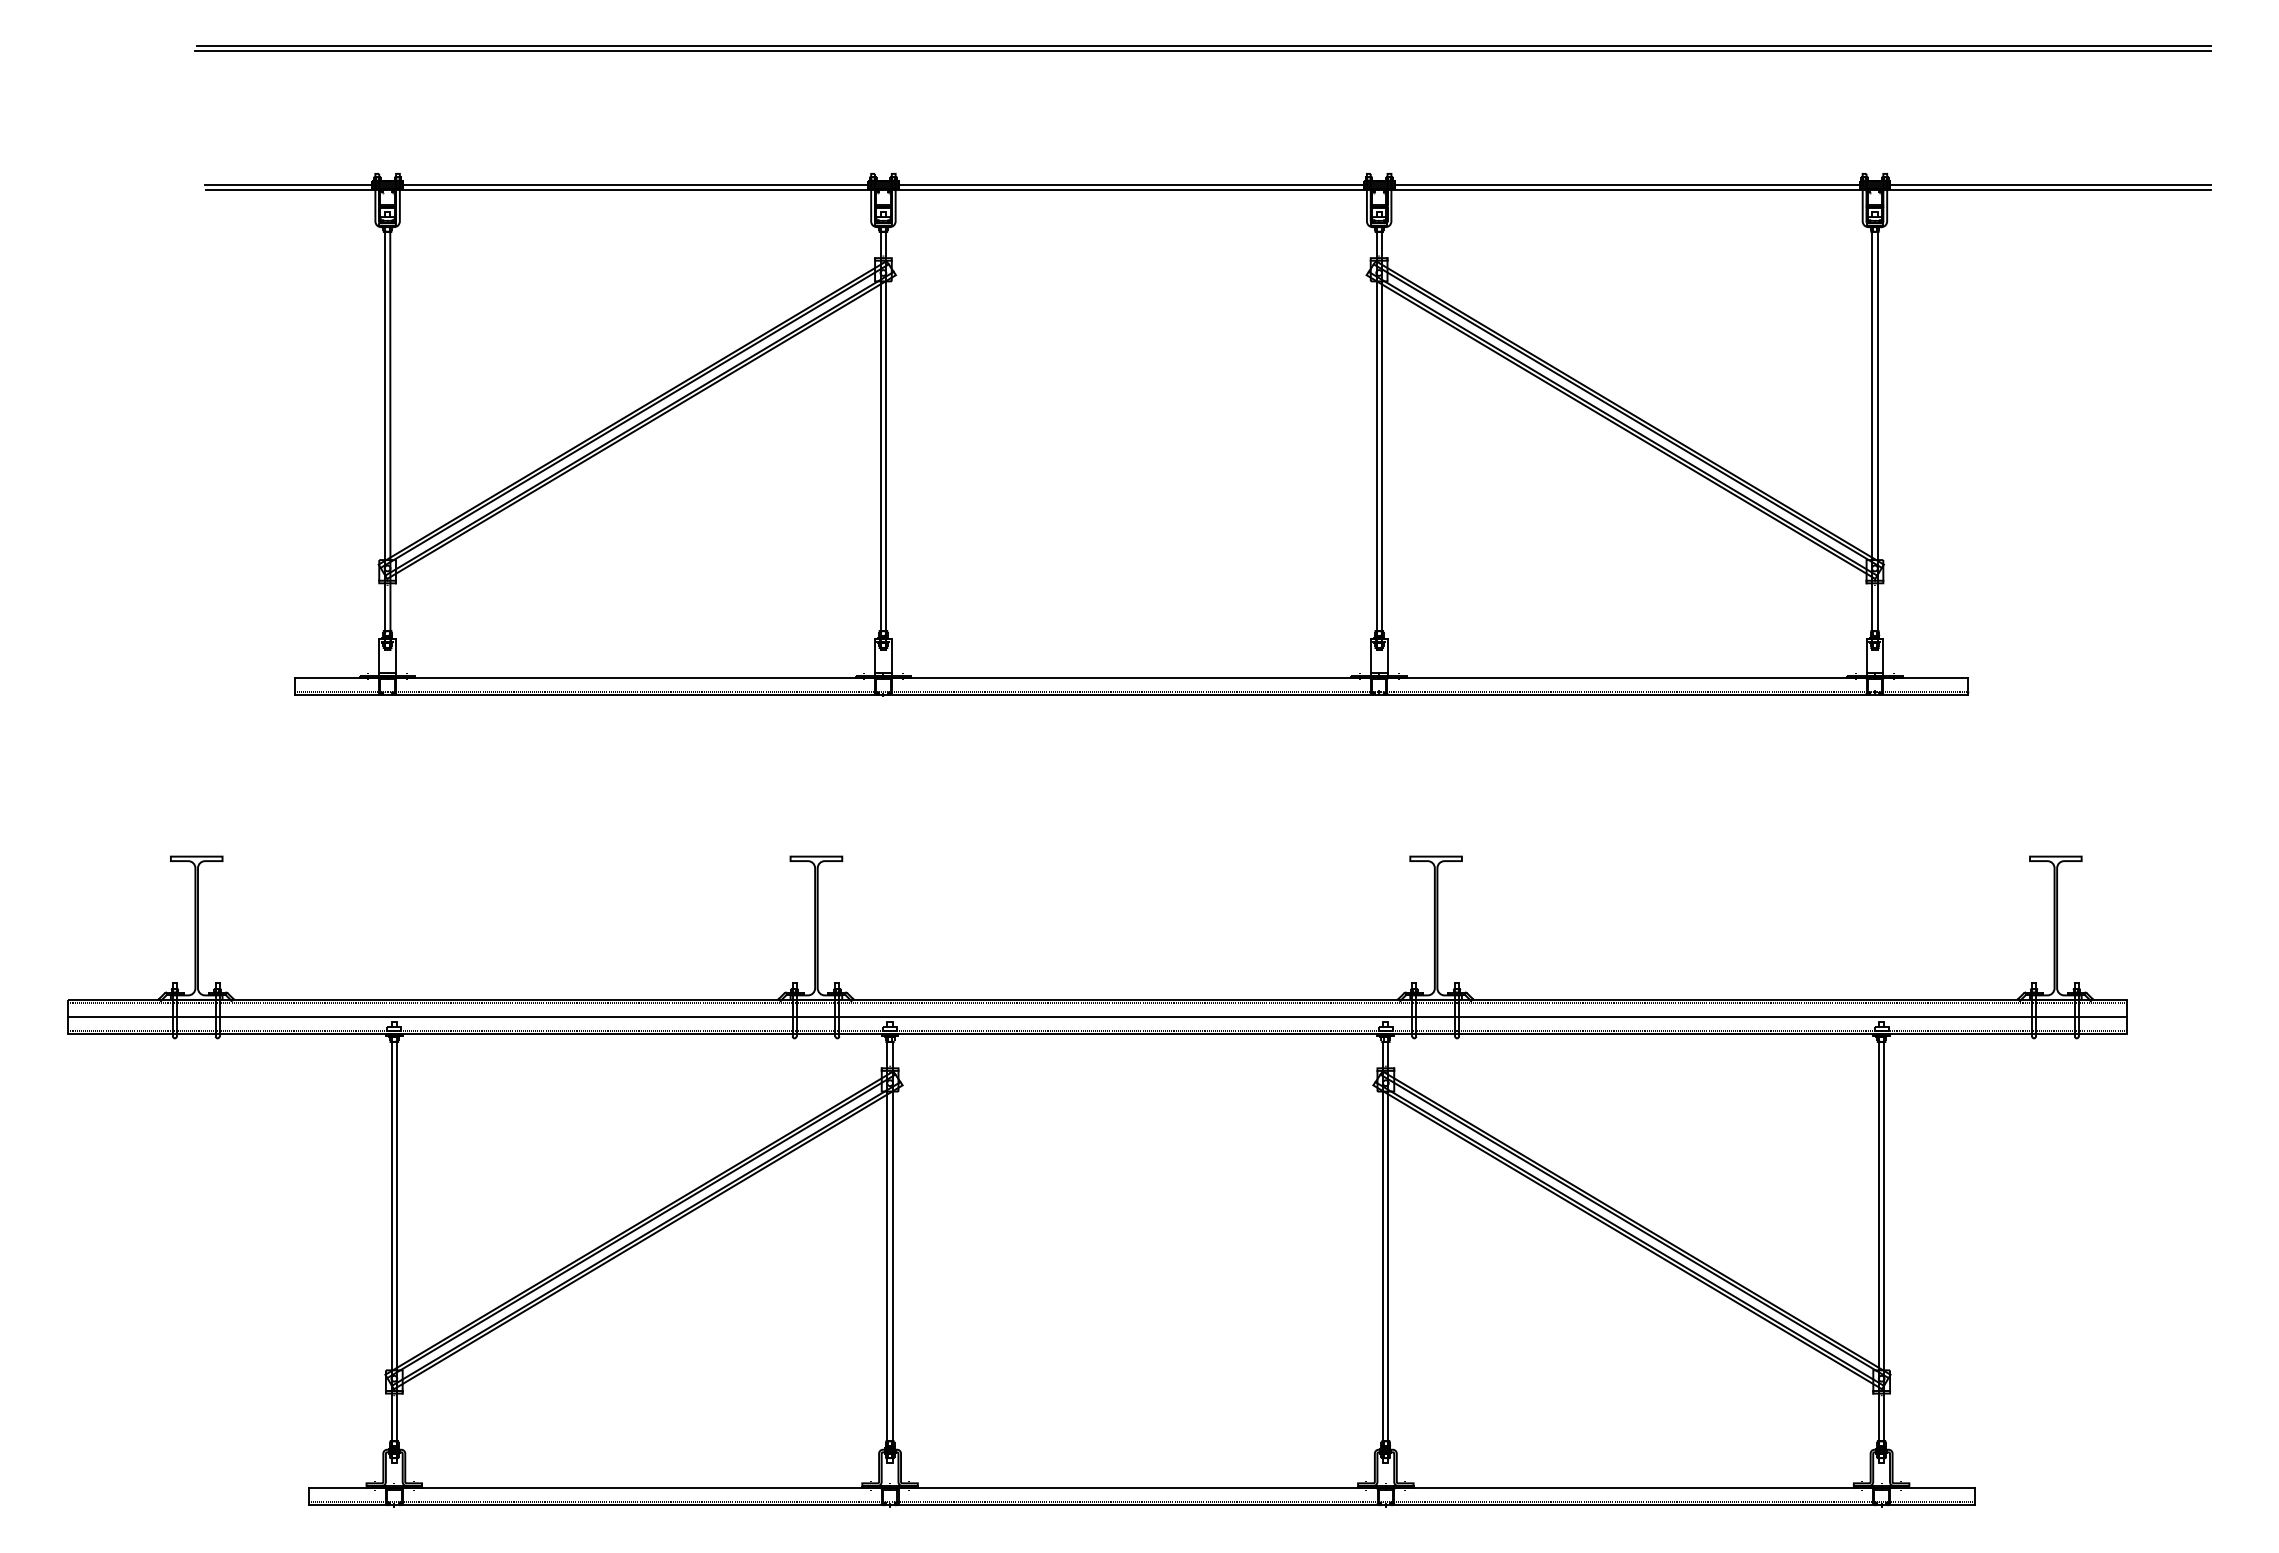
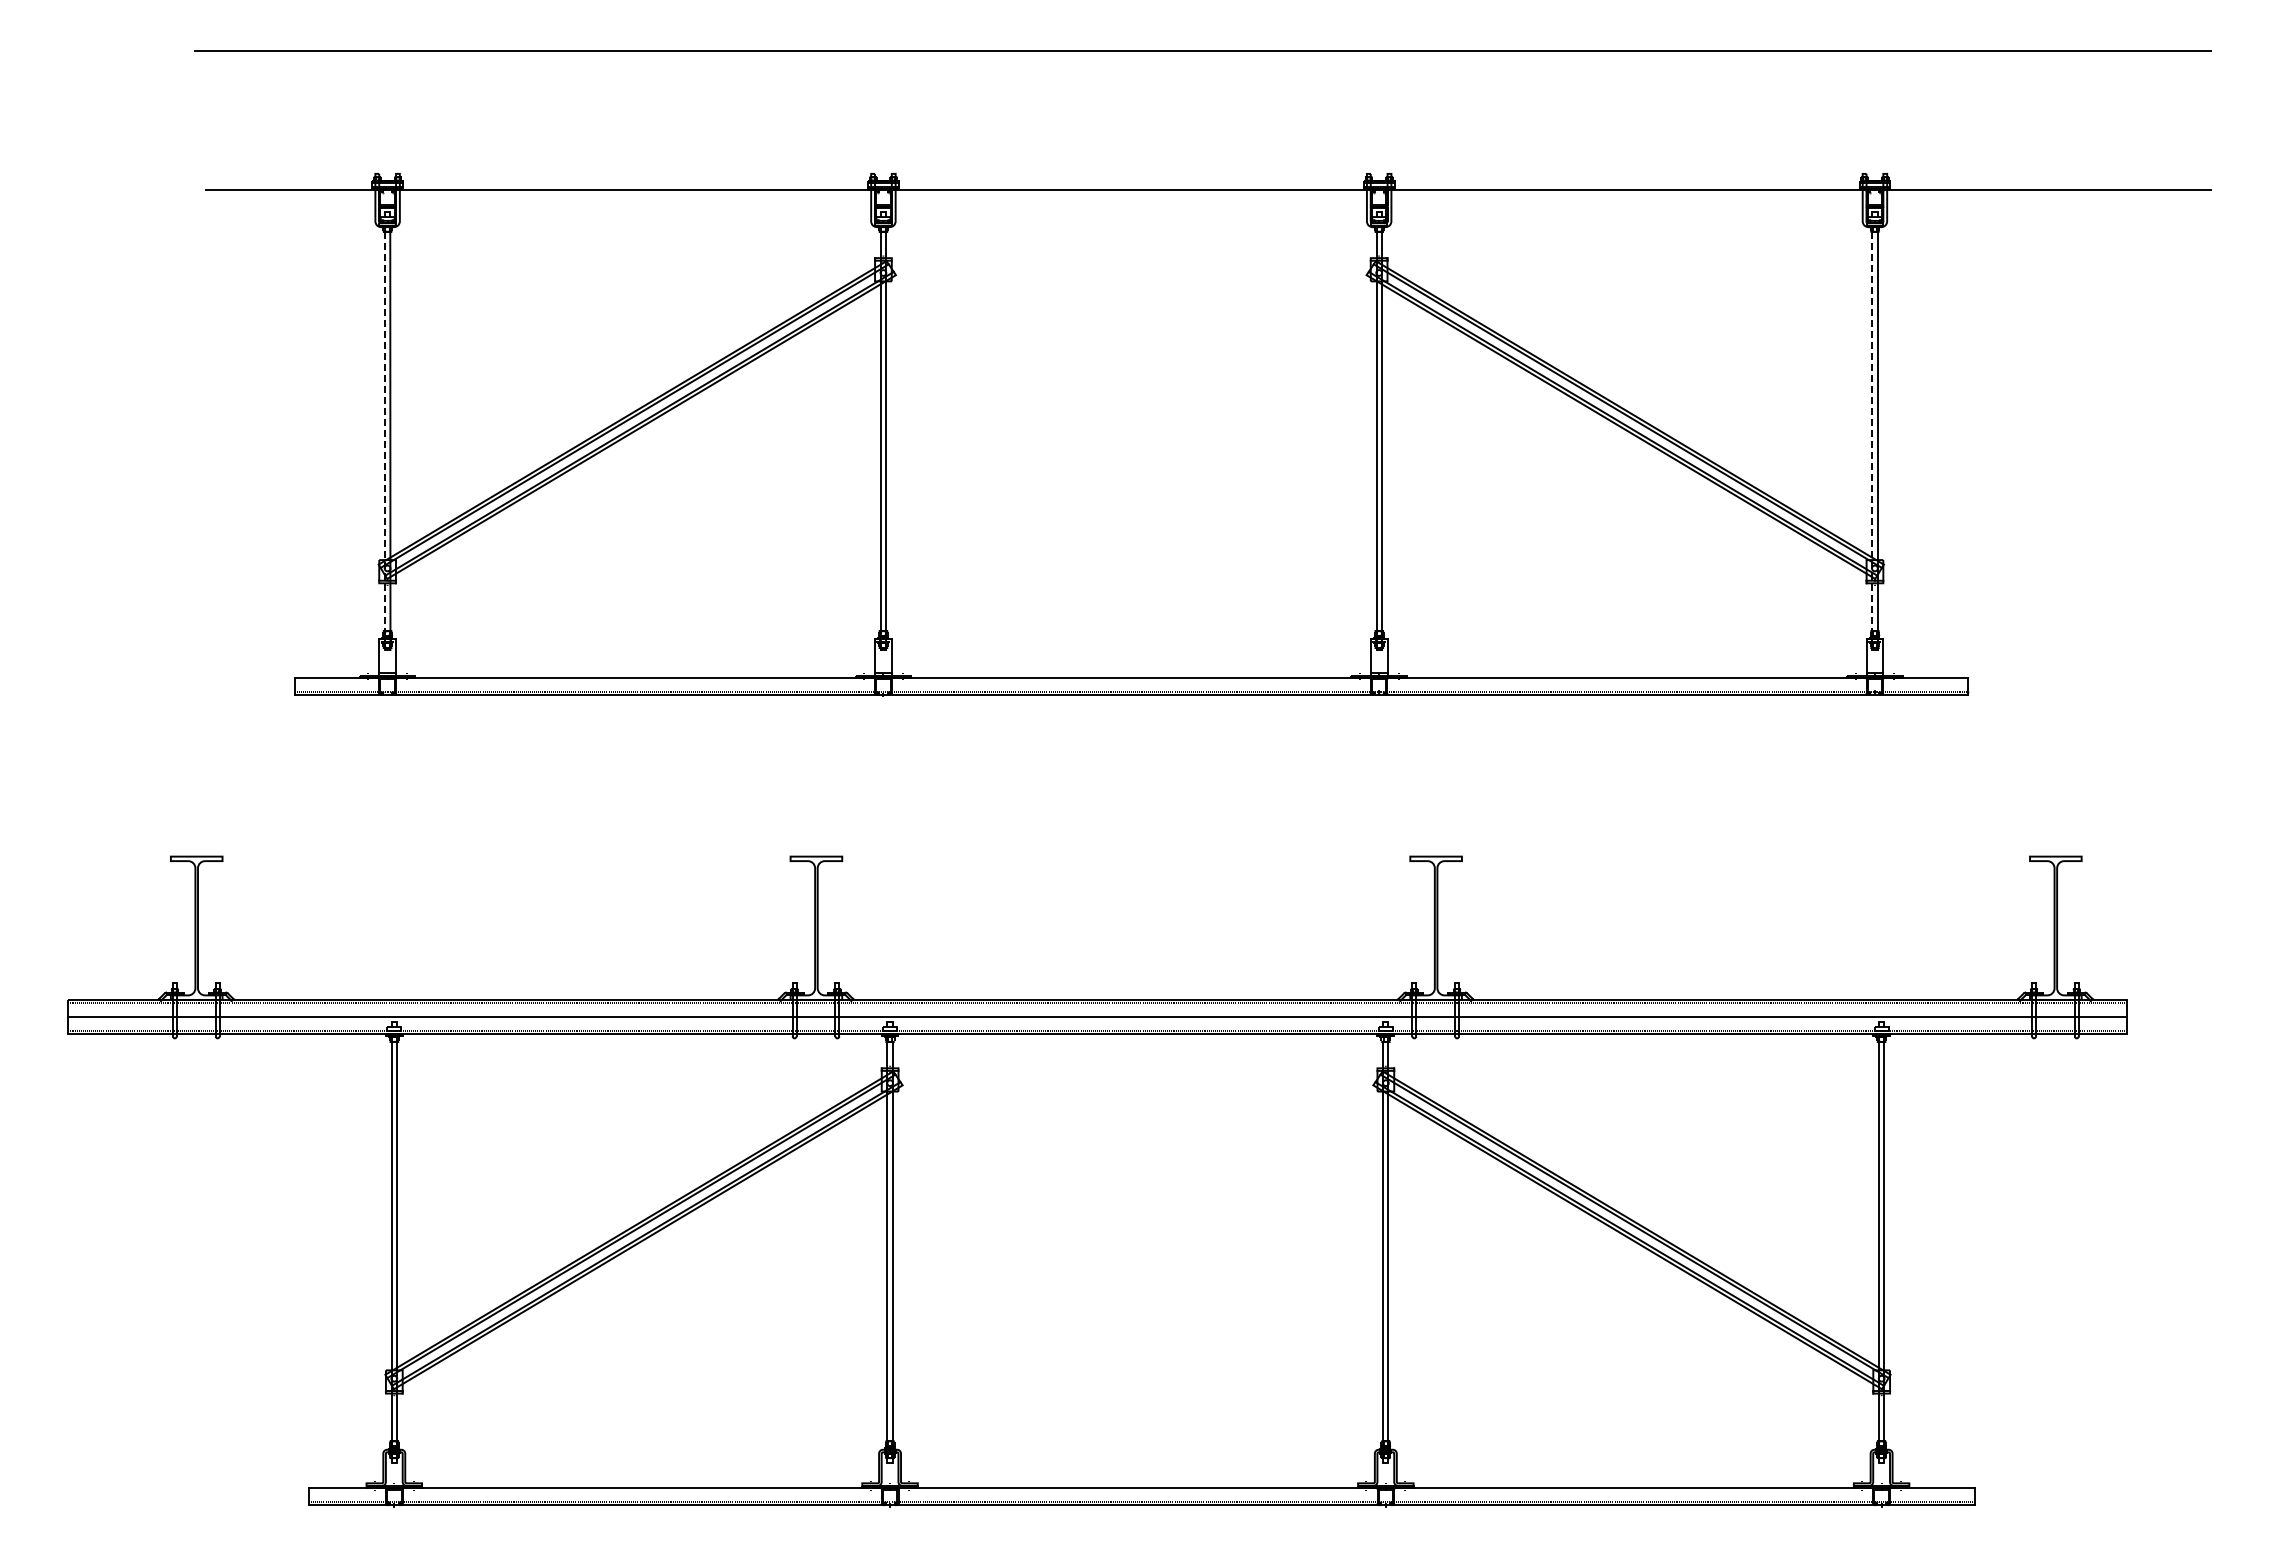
line: present -> none (1203, 46)
line: present -> none (1207, 185)
line: solid -> dashed (385, 441)
line: solid -> dashed (1872, 441)
